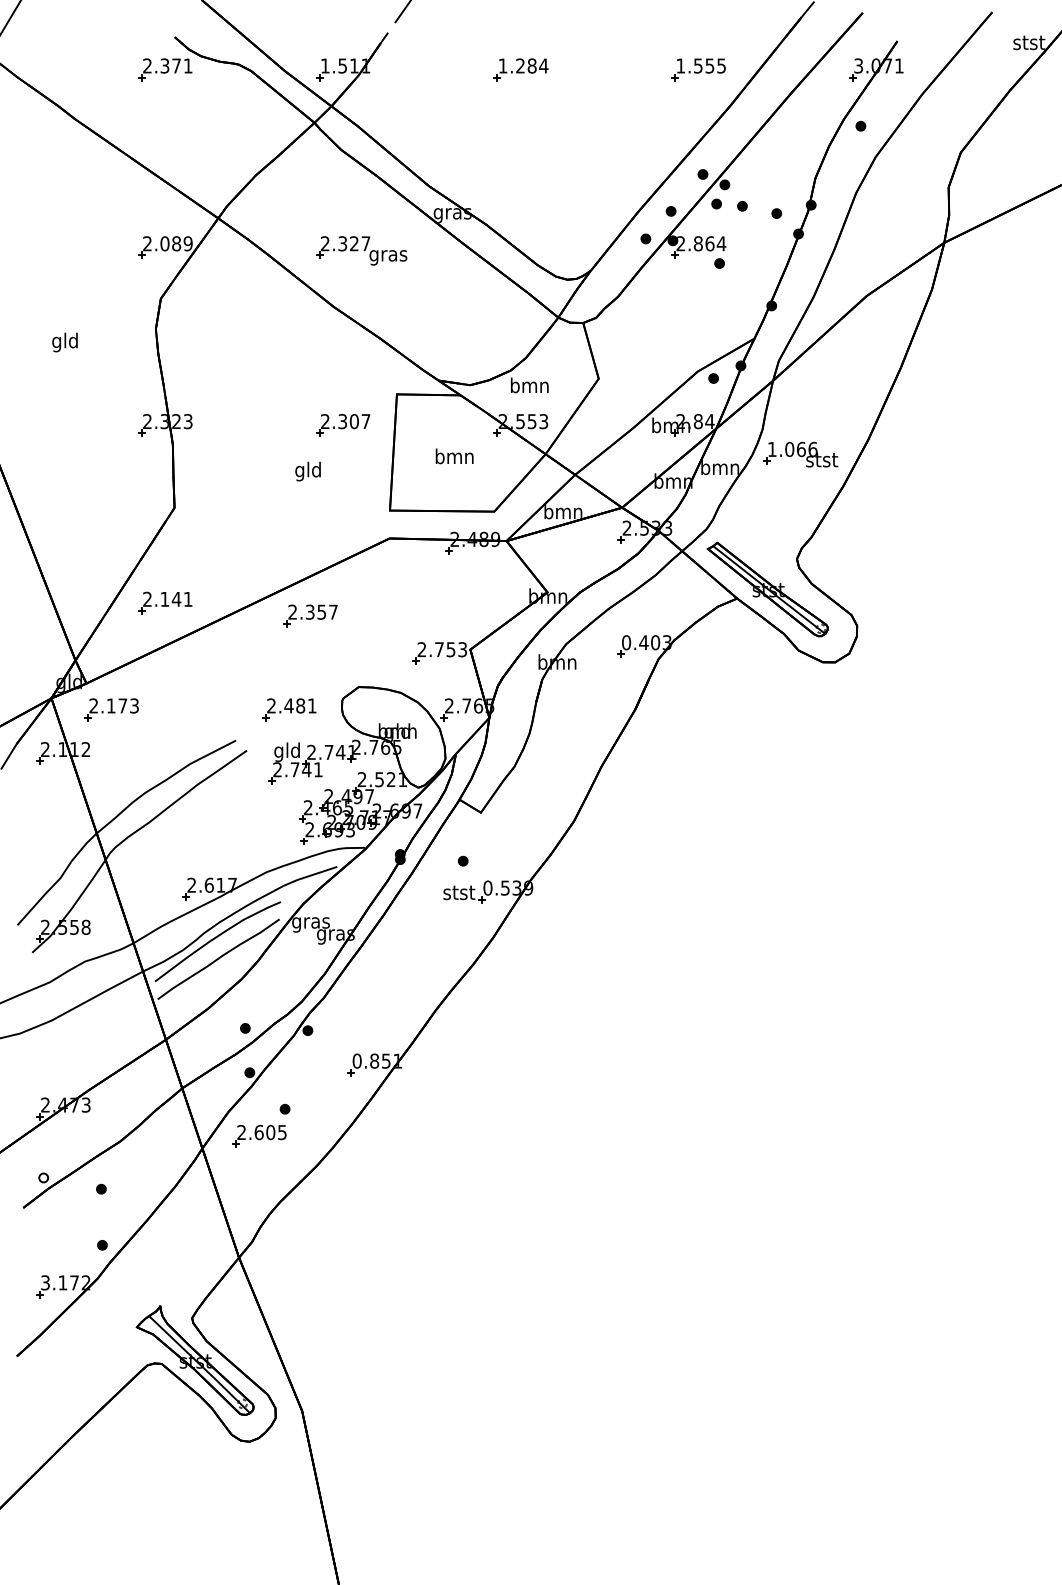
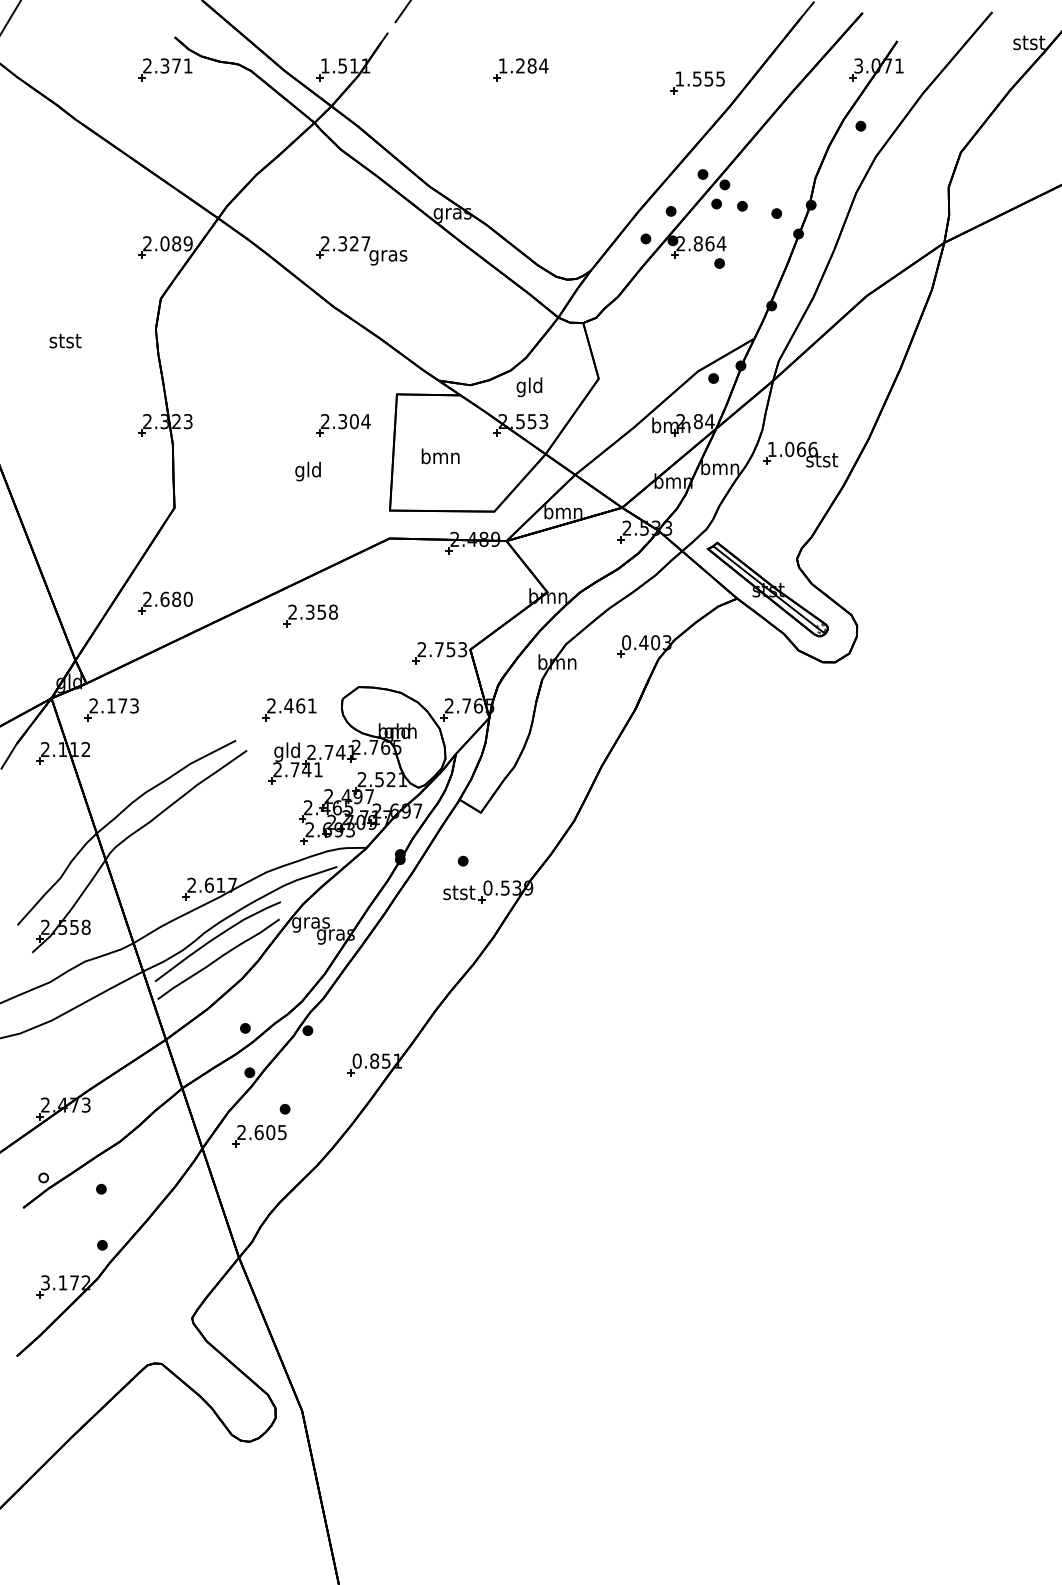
part position: (698, 69) -> (697, 82) (697, 82)
text: gld -> stst (65, 342)
text: bmn -> gld (529, 387)
text: 2.307 -> 2.304 (365, 421)
text position: (454, 456) -> (440, 456) (440, 456)
text: 2.141 -> 2.680 (176, 598)
text: 2.357 -> 2.358 (333, 611)
text: 2.481 -> 2.461 (300, 705)
part: present -> none (194, 1360)
